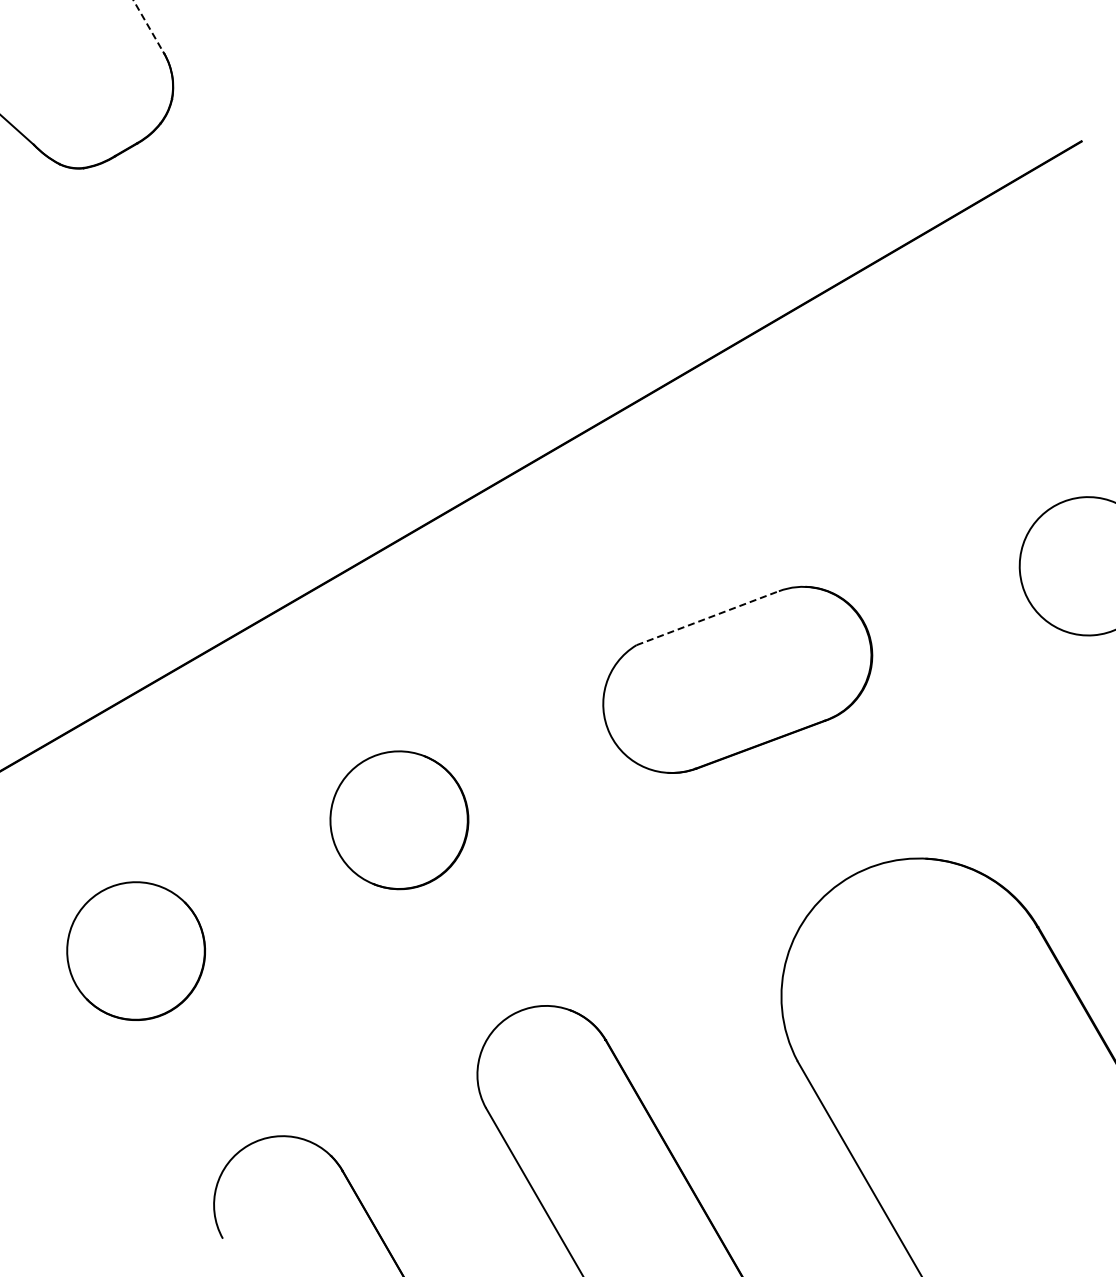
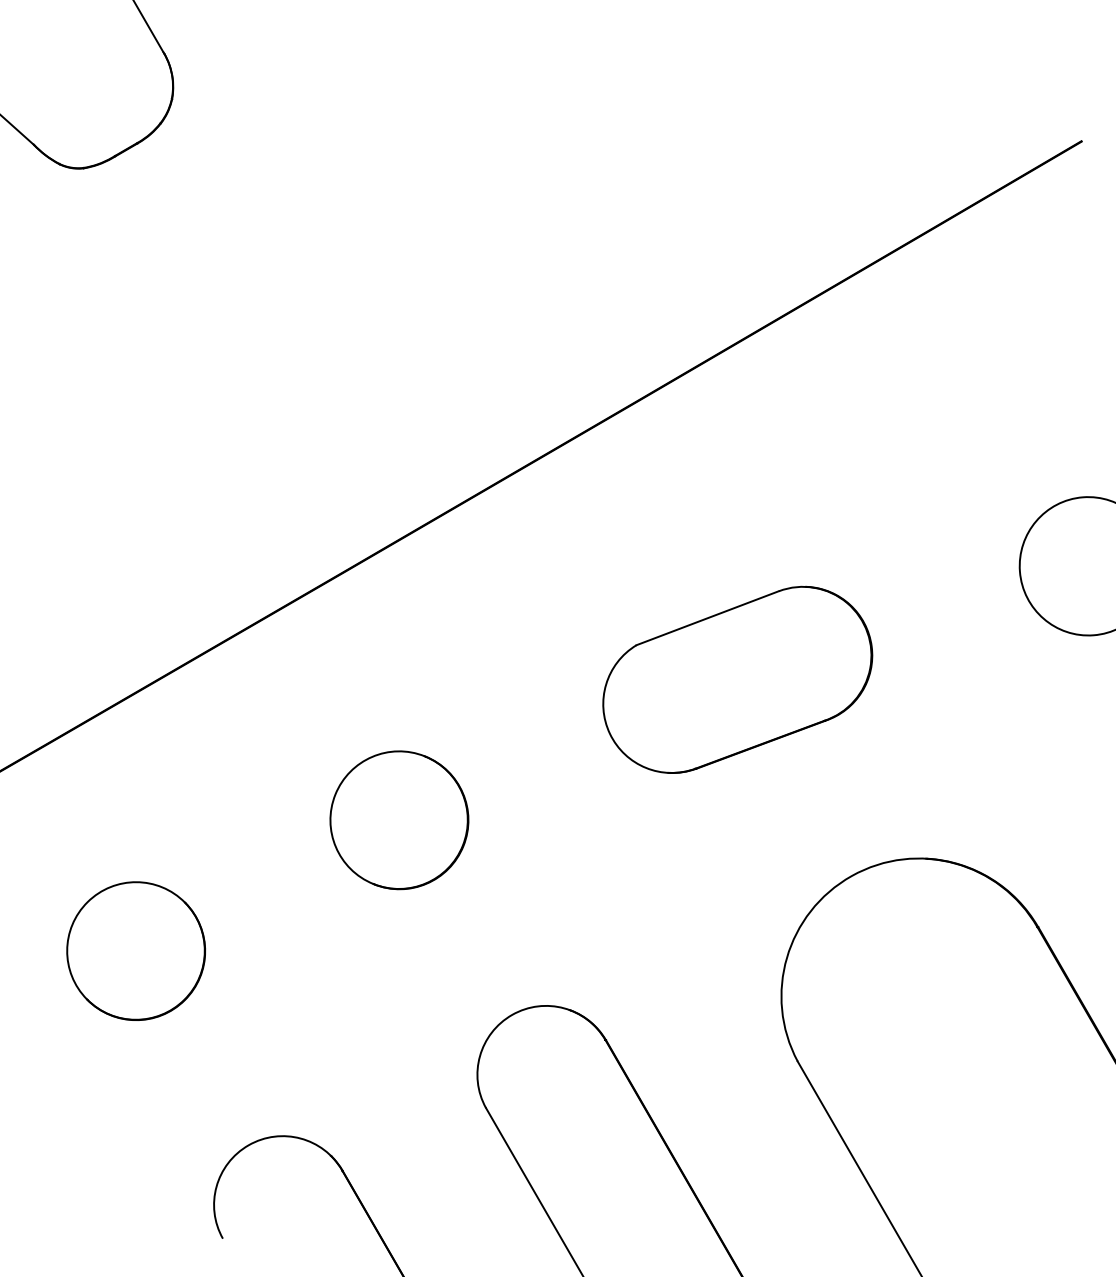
line: dashed -> solid (148, 26)
line: dashed -> solid (708, 618)
